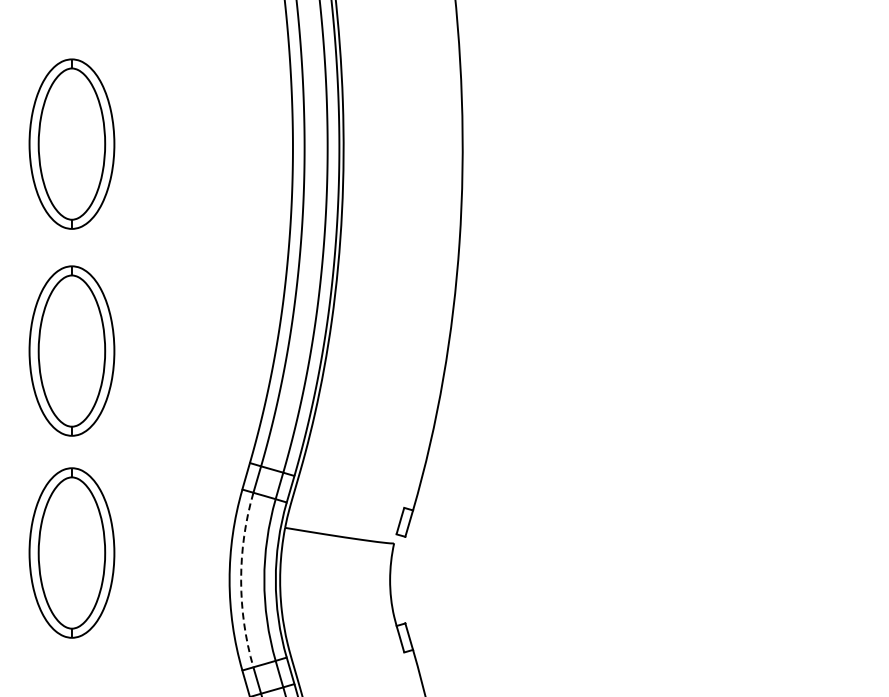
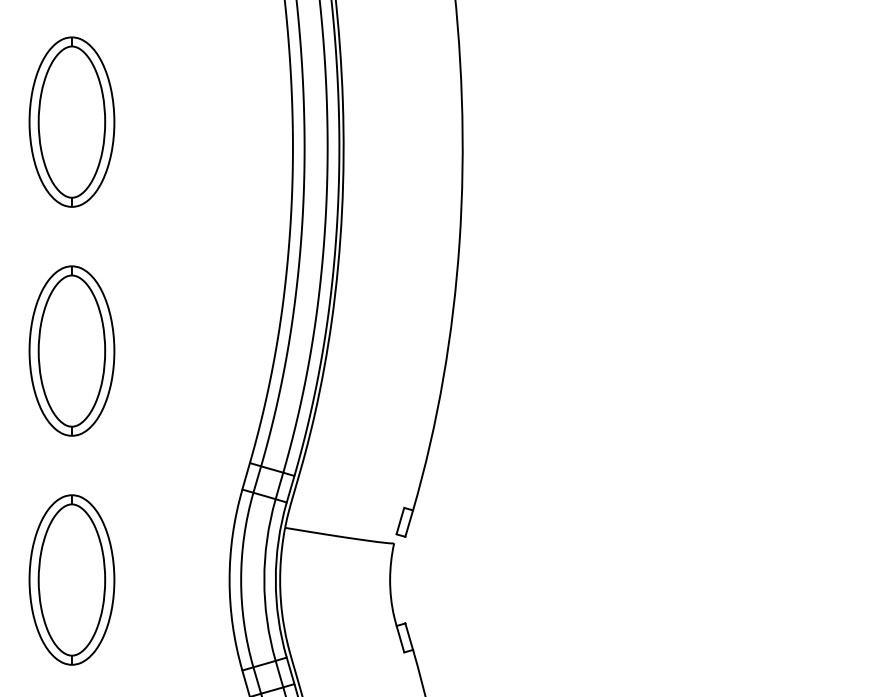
part position: (71, 143) -> (71, 121) (71, 121)
part position: (71, 552) -> (71, 579) (71, 579)
arc: dashed -> solid (241, 580)
